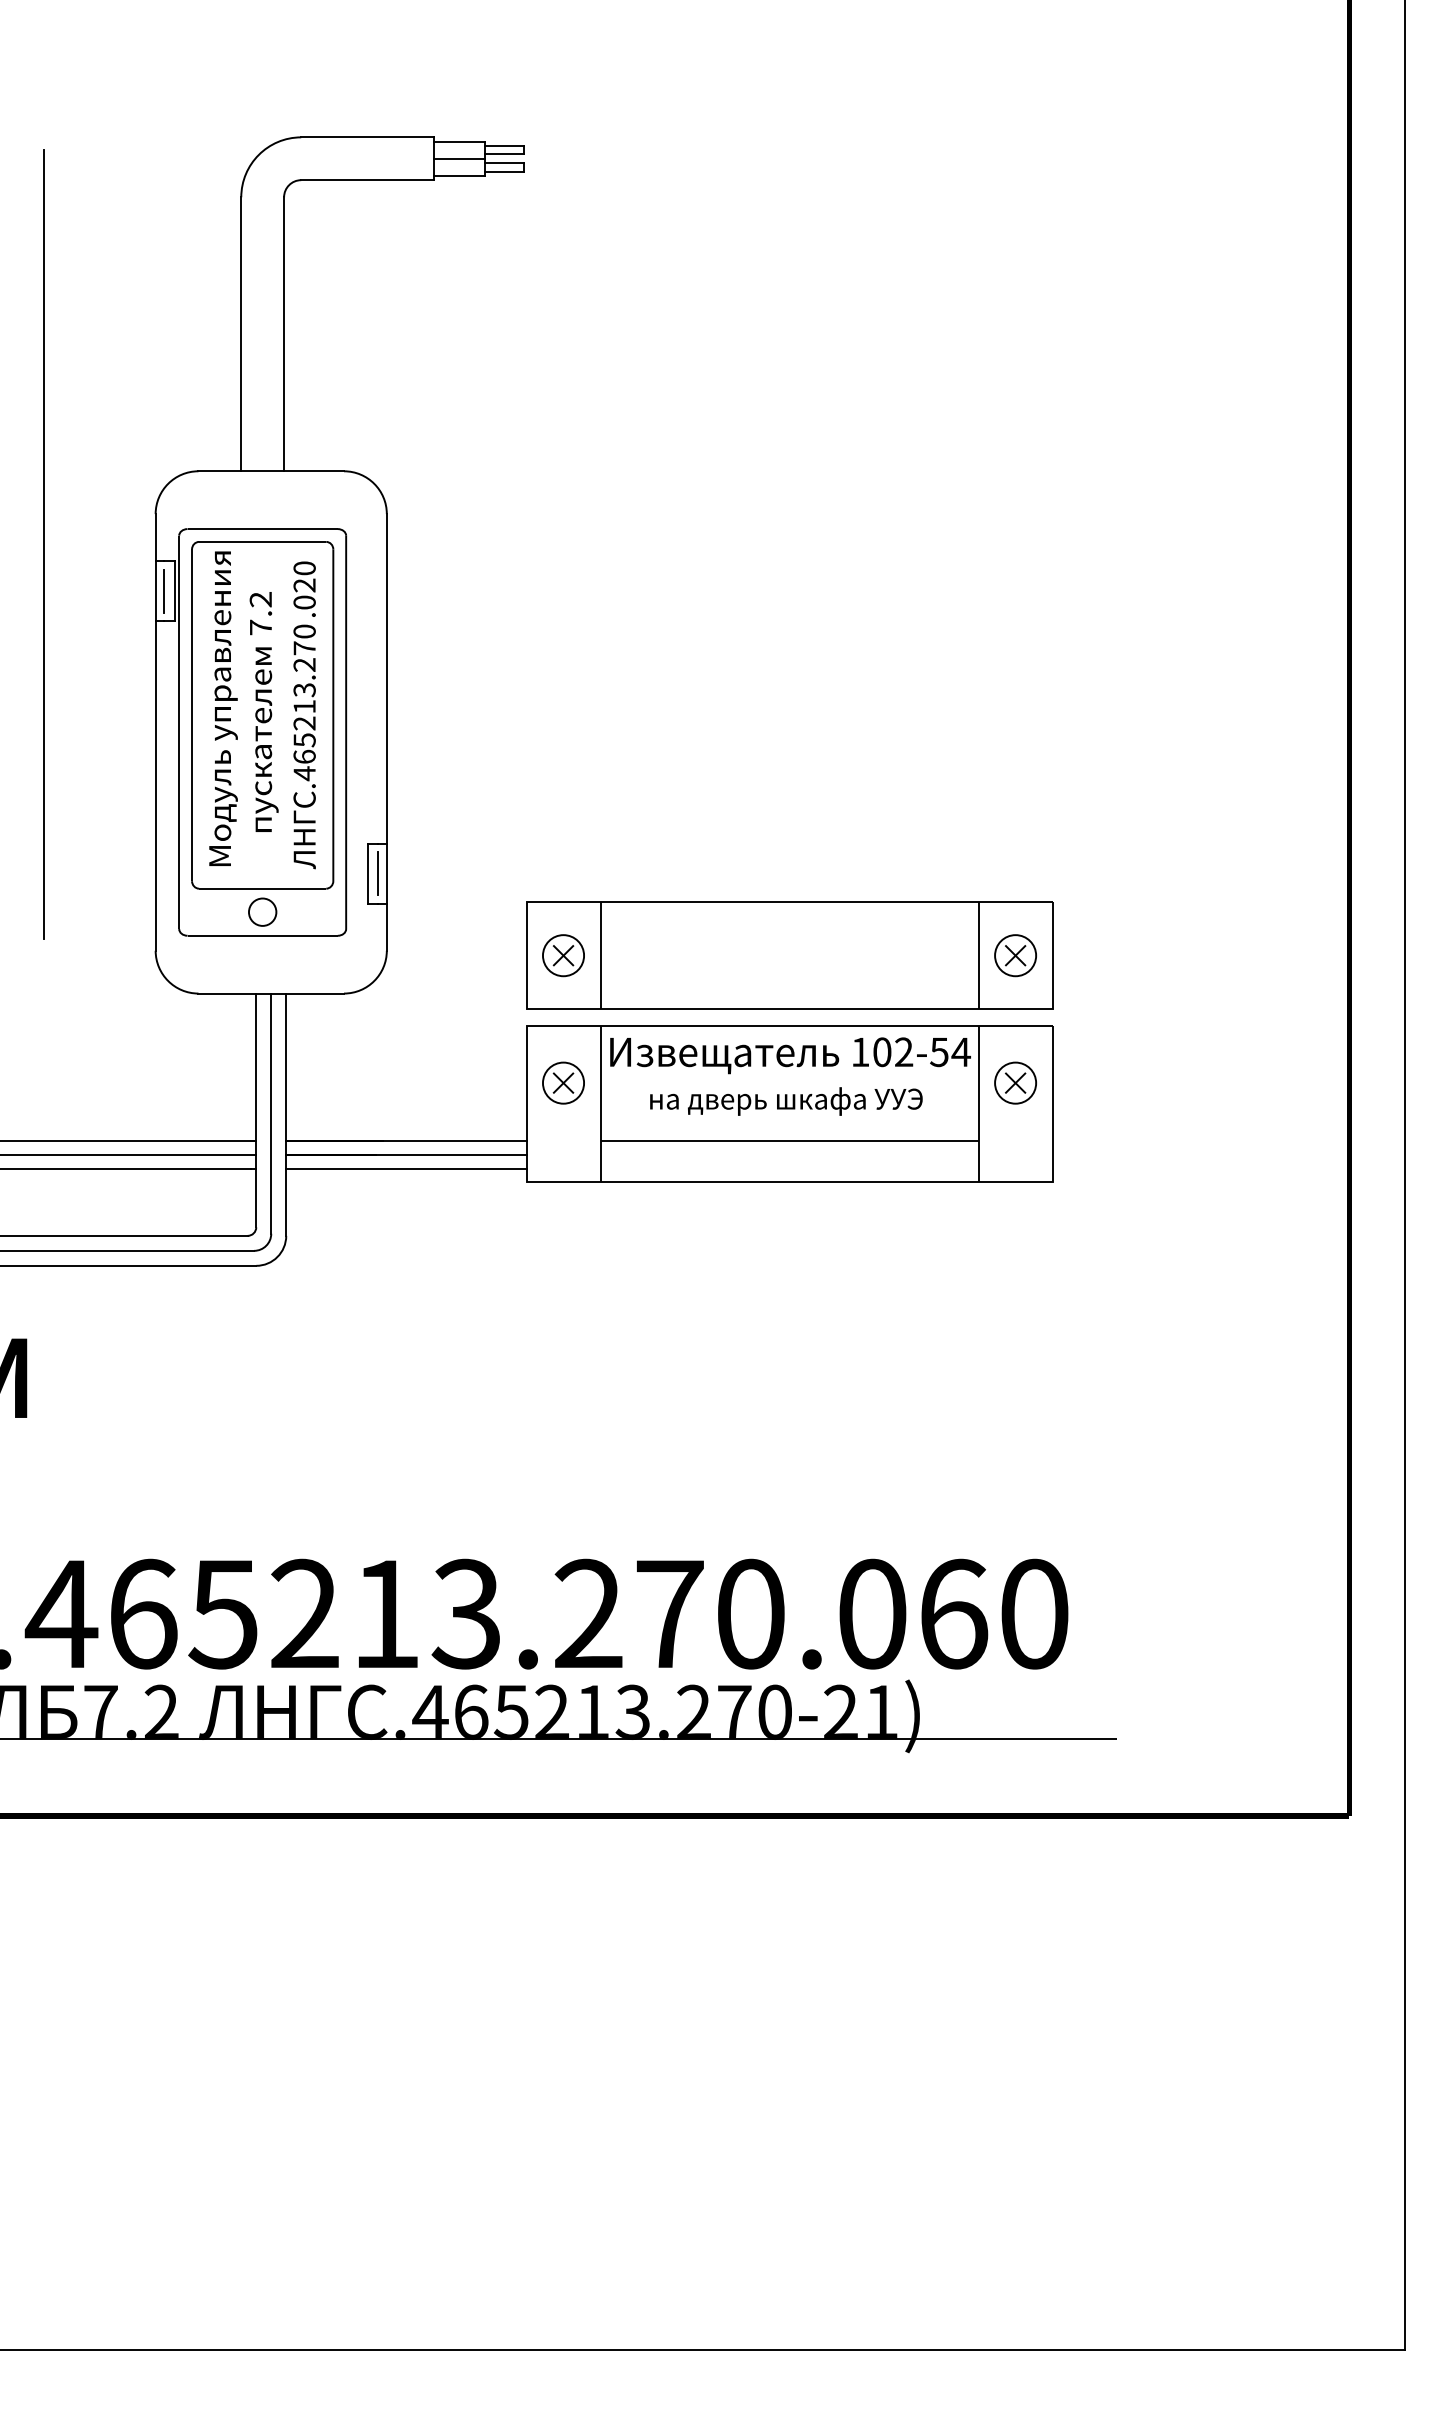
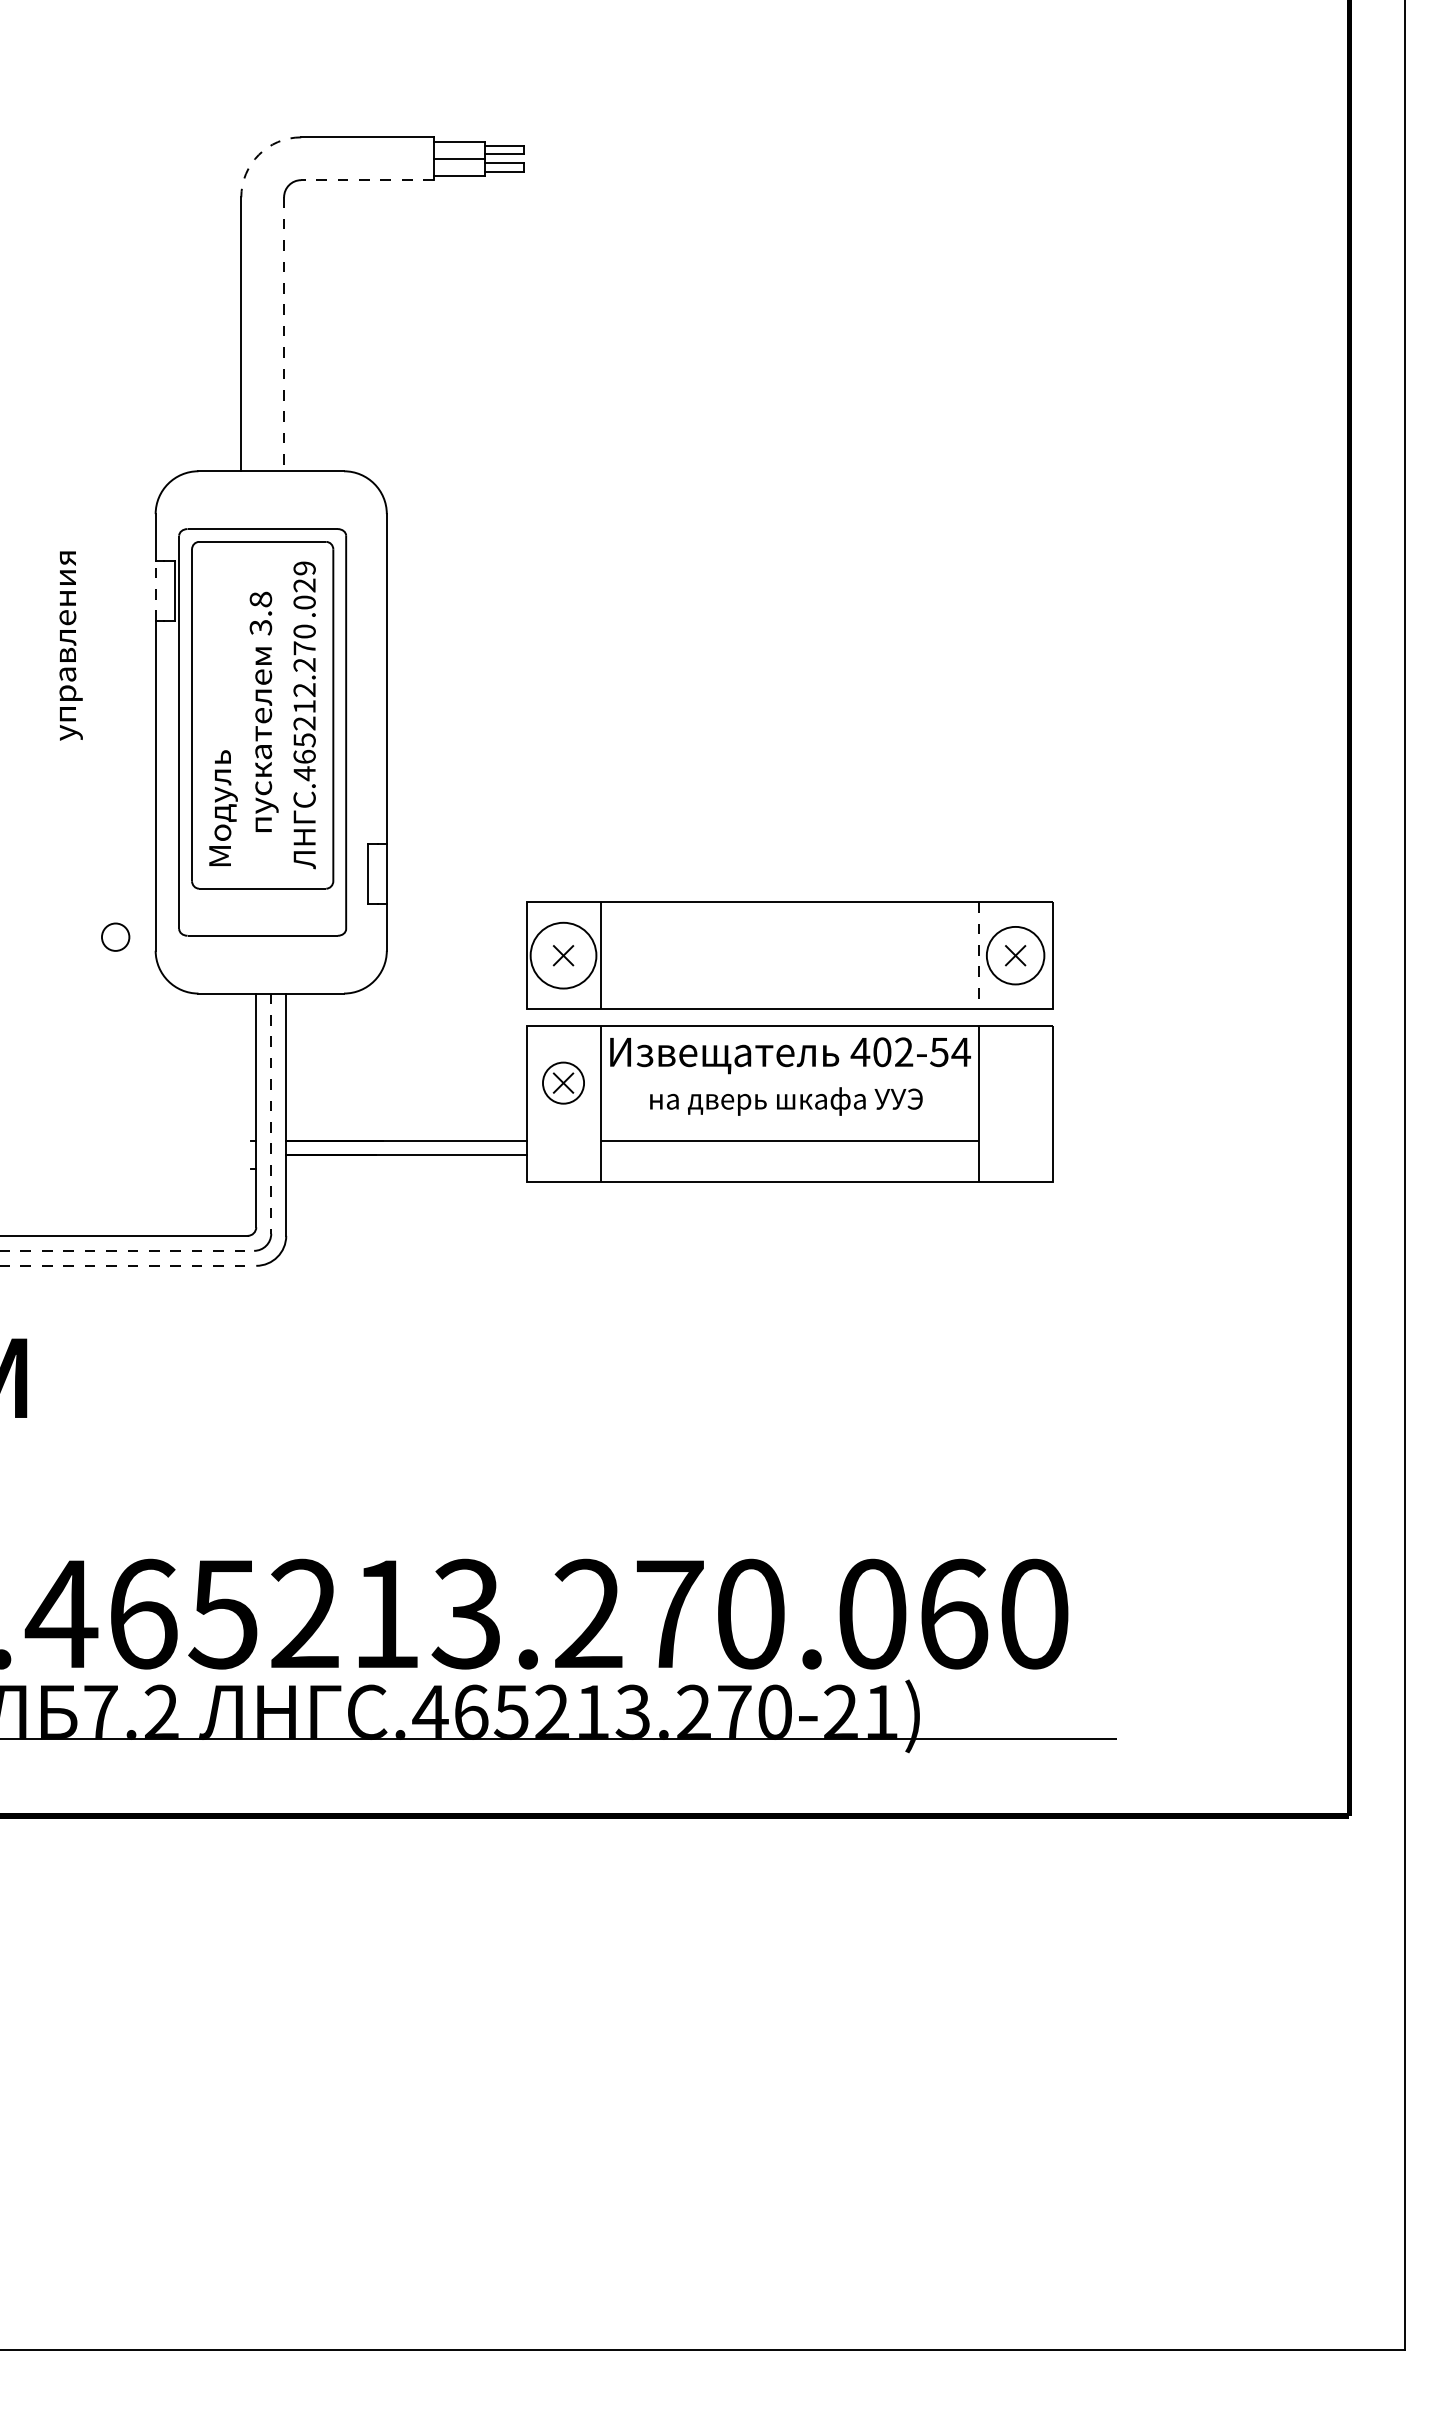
arc: solid -> dashed (258, 154)
line: solid -> dashed (367, 180)
line: solid -> dashed (284, 334)
line: present -> none (43, 544)
text: 0 -> 9 (304, 568)
line: present -> none (164, 590)
line: solid -> dashed (155, 591)
text: 7.2 -> 3.8 (260, 613)
text position: (225, 645) -> (70, 645) (70, 645)
text: .465213.270 -> .465212.270 (304, 690)
line: present -> none (378, 873)
circle position: (262, 911) -> (115, 936) (115, 936)
circle diameter: 41 px -> 66 px (563, 955)
circle diameter: 41 px -> 58 px (1015, 955)
line: solid -> dashed (978, 956)
text: 102-54 -> 402-54 (860, 1051)
part: present -> none (1015, 1082)
line: solid -> dashed (271, 1114)
line: present -> none (129, 1140)
line: present -> none (129, 1155)
line: present -> none (126, 1169)
line: present -> none (406, 1169)
line: solid -> dashed (127, 1250)
line: solid -> dashed (128, 1265)
